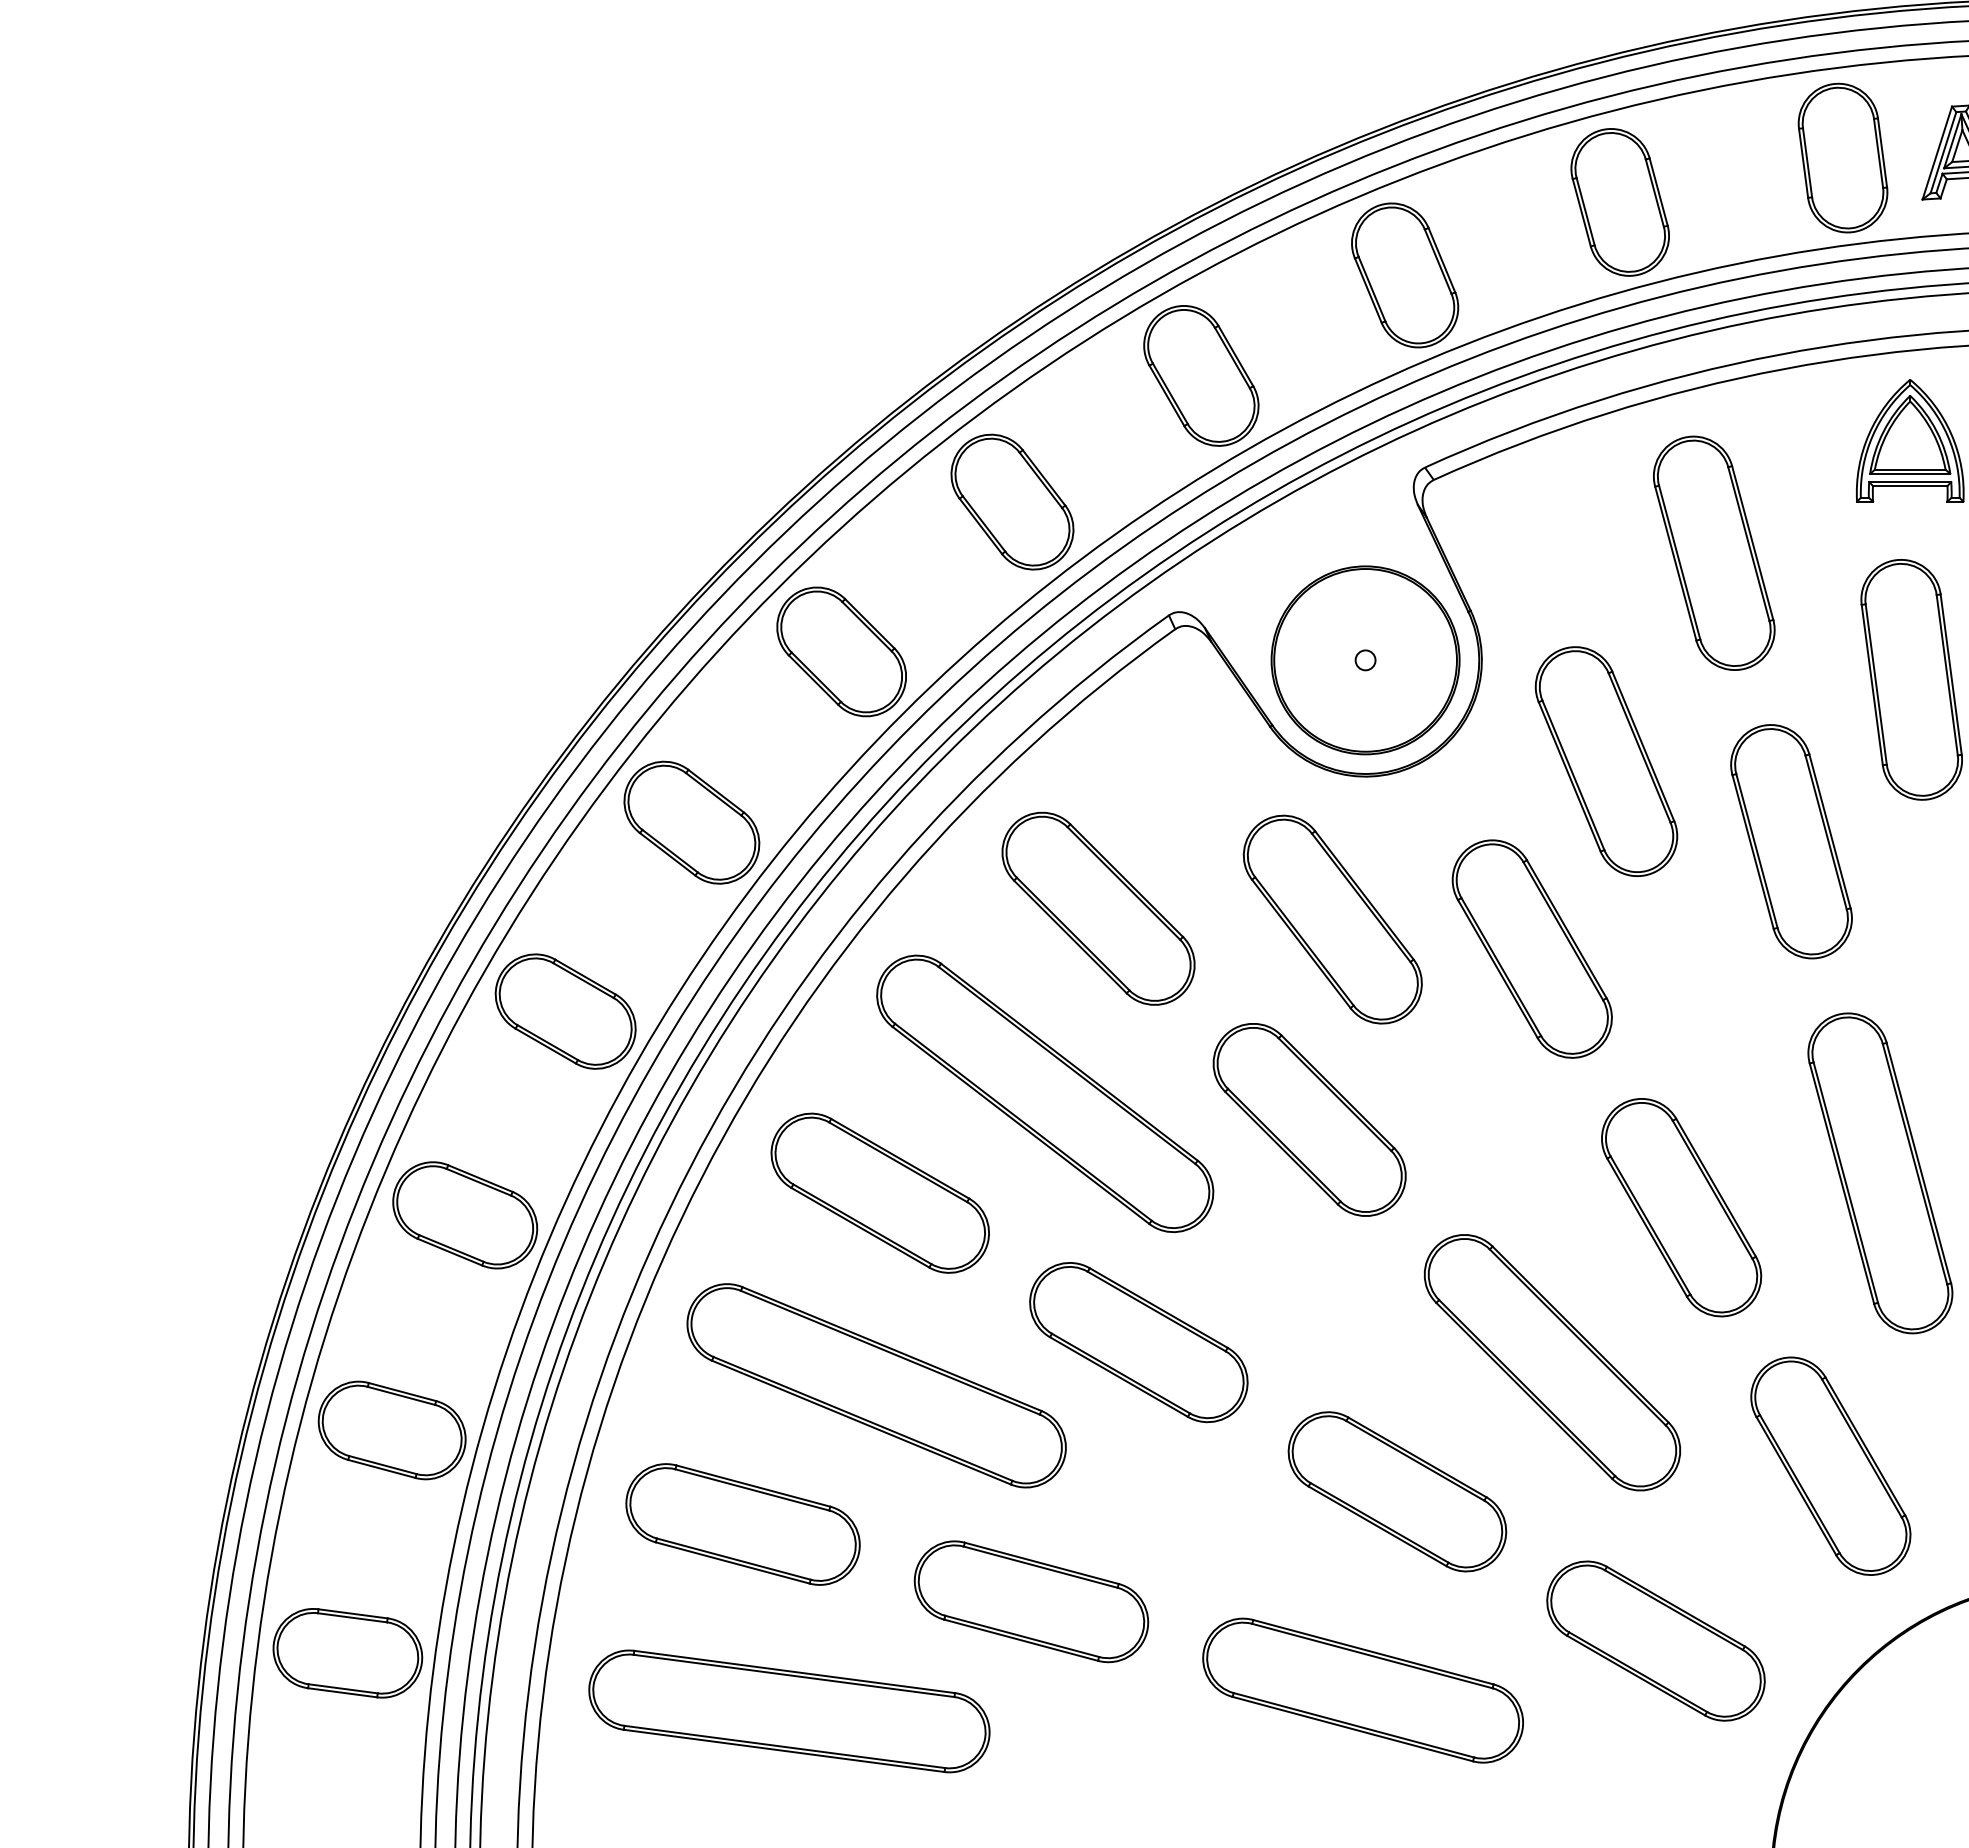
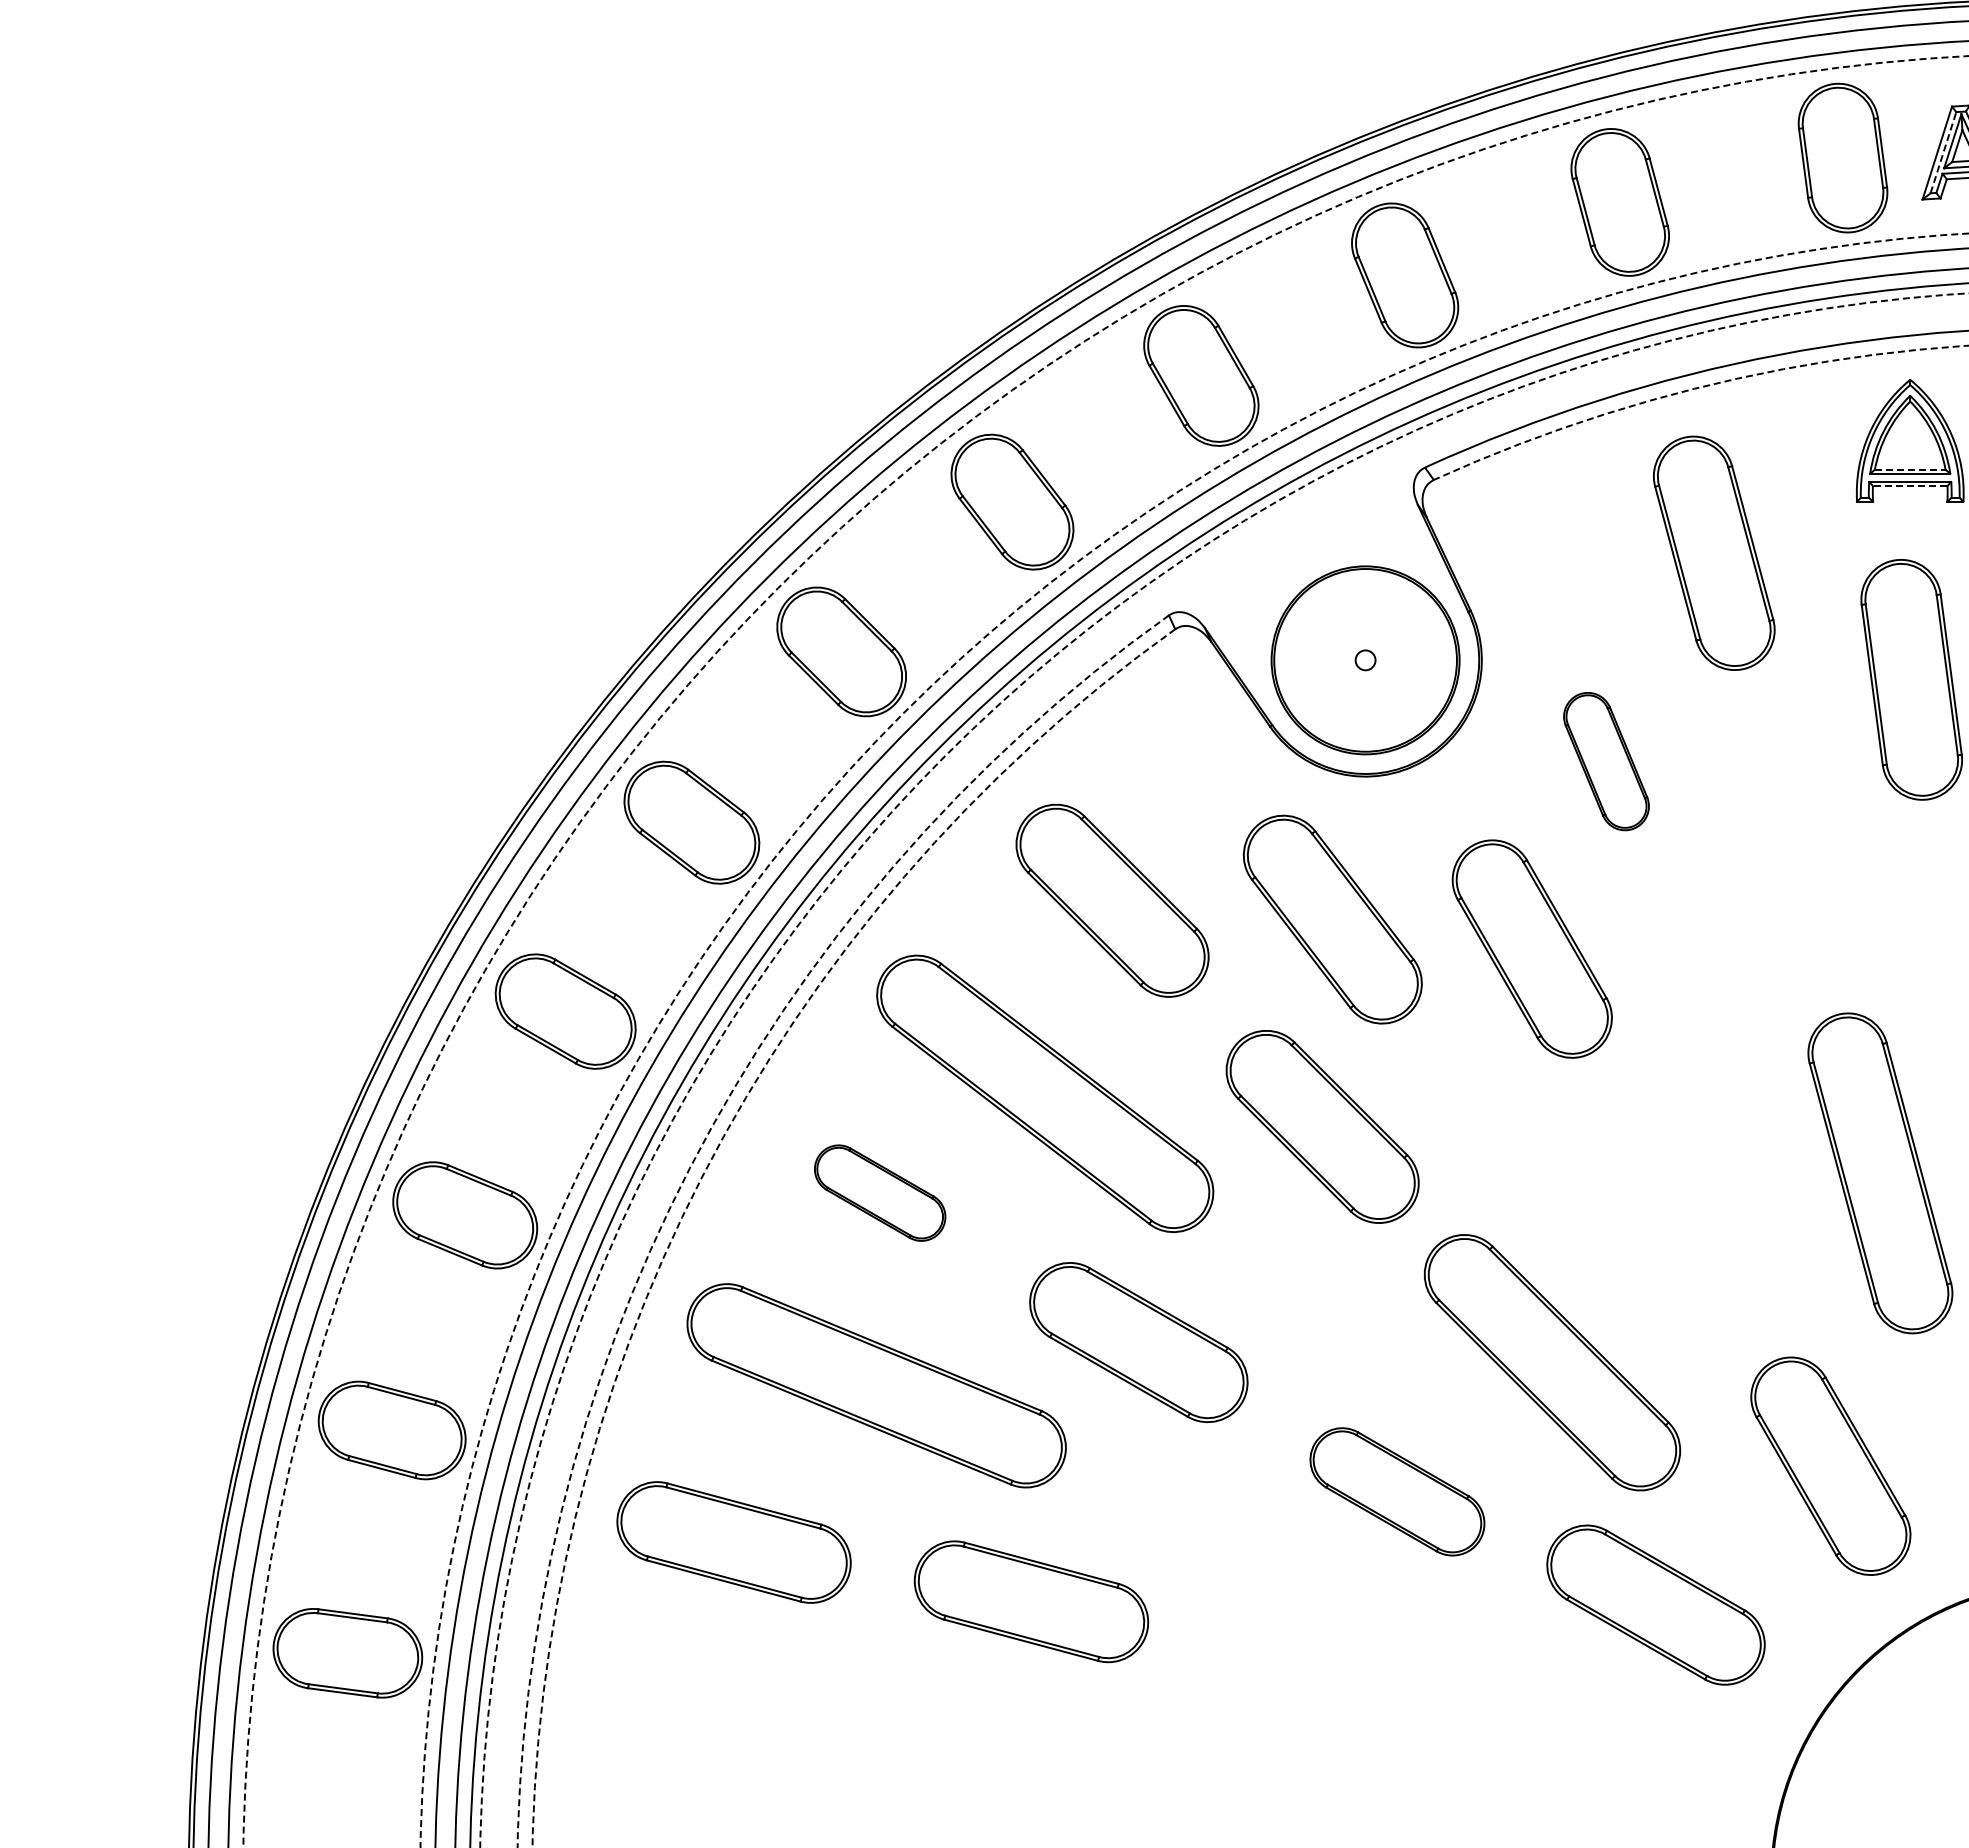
line: solid -> dashed (1943, 152)
arc: solid -> dashed (1695, 388)
line: solid -> dashed (1910, 469)
line: solid -> dashed (1909, 486)
part size: 145x231 px -> 87x140 px (1606, 761)
part: present -> none (1791, 841)
part position: (1098, 908) -> (1112, 900) (1112, 900)
circle: solid -> dashed (1105, 951)
circle: solid -> dashed (1194, 1040)
circle: solid -> dashed (1224, 1070)
part position: (1309, 1119) -> (1322, 1126) (1322, 1126)
arc: solid -> dashed (696, 1155)
arc: solid -> dashed (709, 1163)
part size: 220x162 px -> 133x98 px (880, 1192)
part: present -> none (1681, 1207)
part size: 221x162 px -> 177x130 px (1397, 1491)
part position: (742, 1524) -> (733, 1542) (733, 1542)
part position: (1655, 1640) -> (1655, 1604) (1655, 1604)
part: present -> none (1362, 1690)
part: present -> none (789, 1711)
